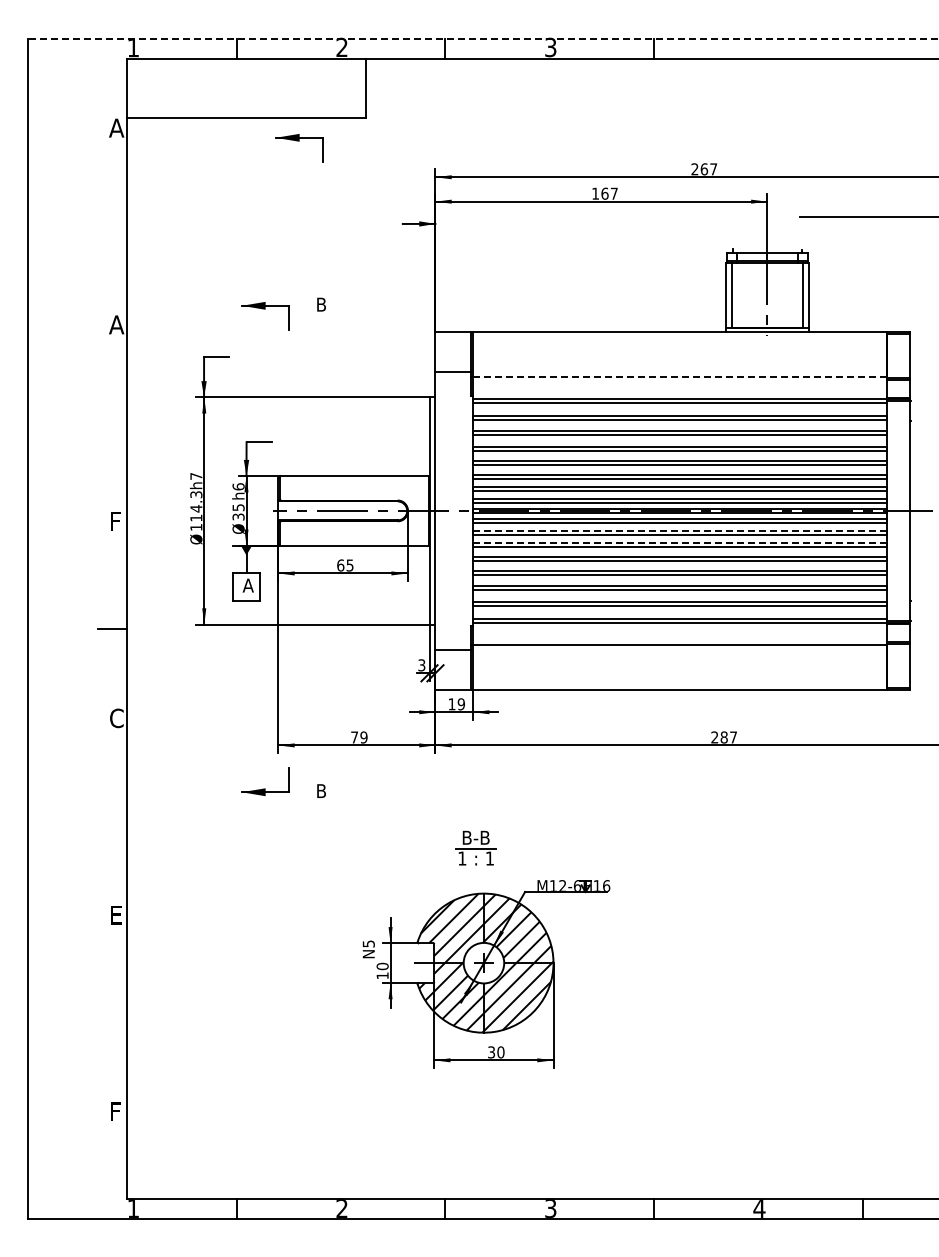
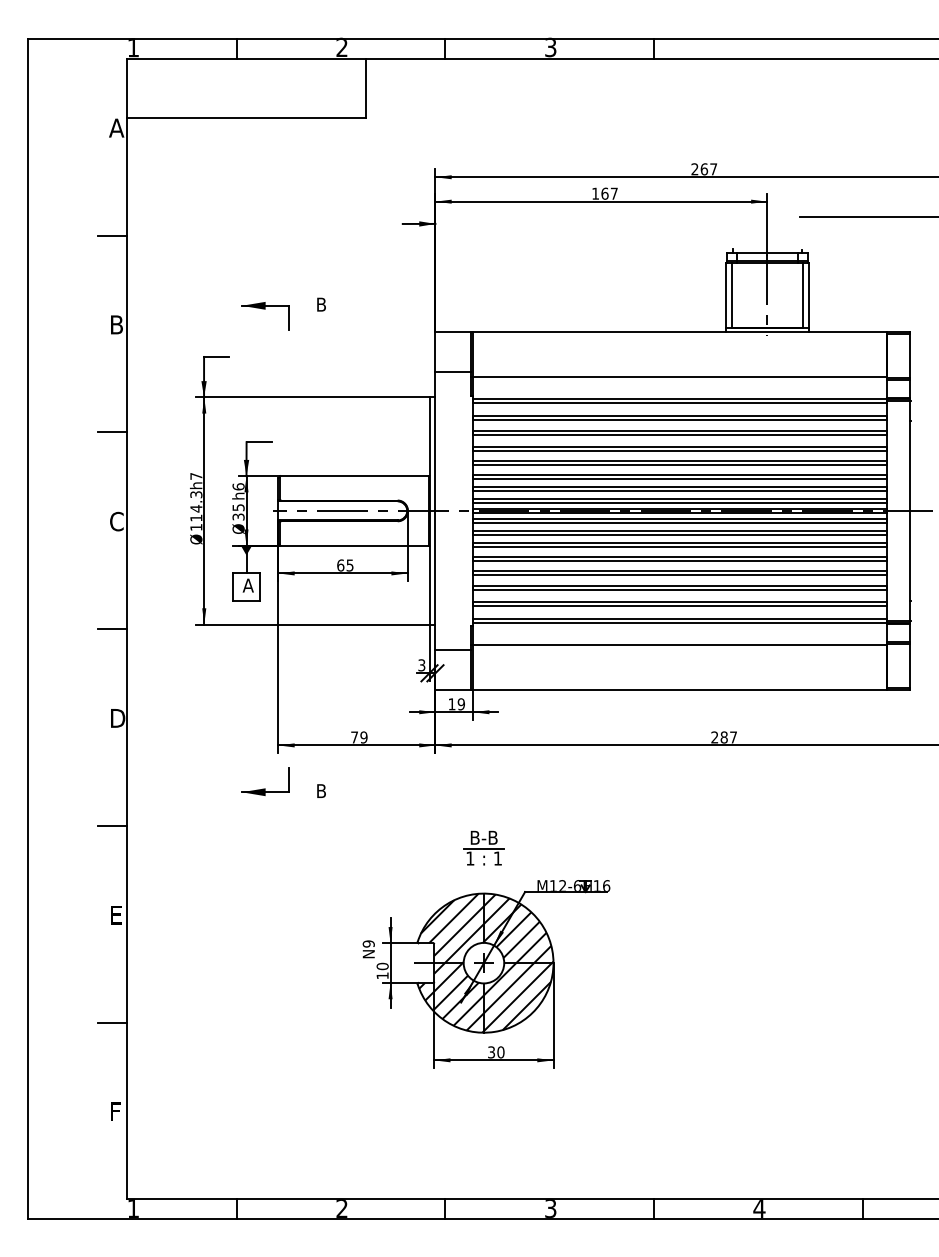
line: dashed -> solid (482, 38)
part: present -> none (299, 141)
line: none -> present (112, 235)
text: A -> B (116, 324)
line: dashed -> solid (679, 376)
line: none -> present (112, 432)
text: F -> C (116, 521)
line: dashed -> solid (679, 530)
line: dashed -> solid (679, 542)
text: C -> D (117, 718)
line: none -> present (112, 825)
part position: (475, 847) -> (483, 847) (483, 847)
text: N5 -> N9 (368, 943)
line: none -> present (112, 1022)
